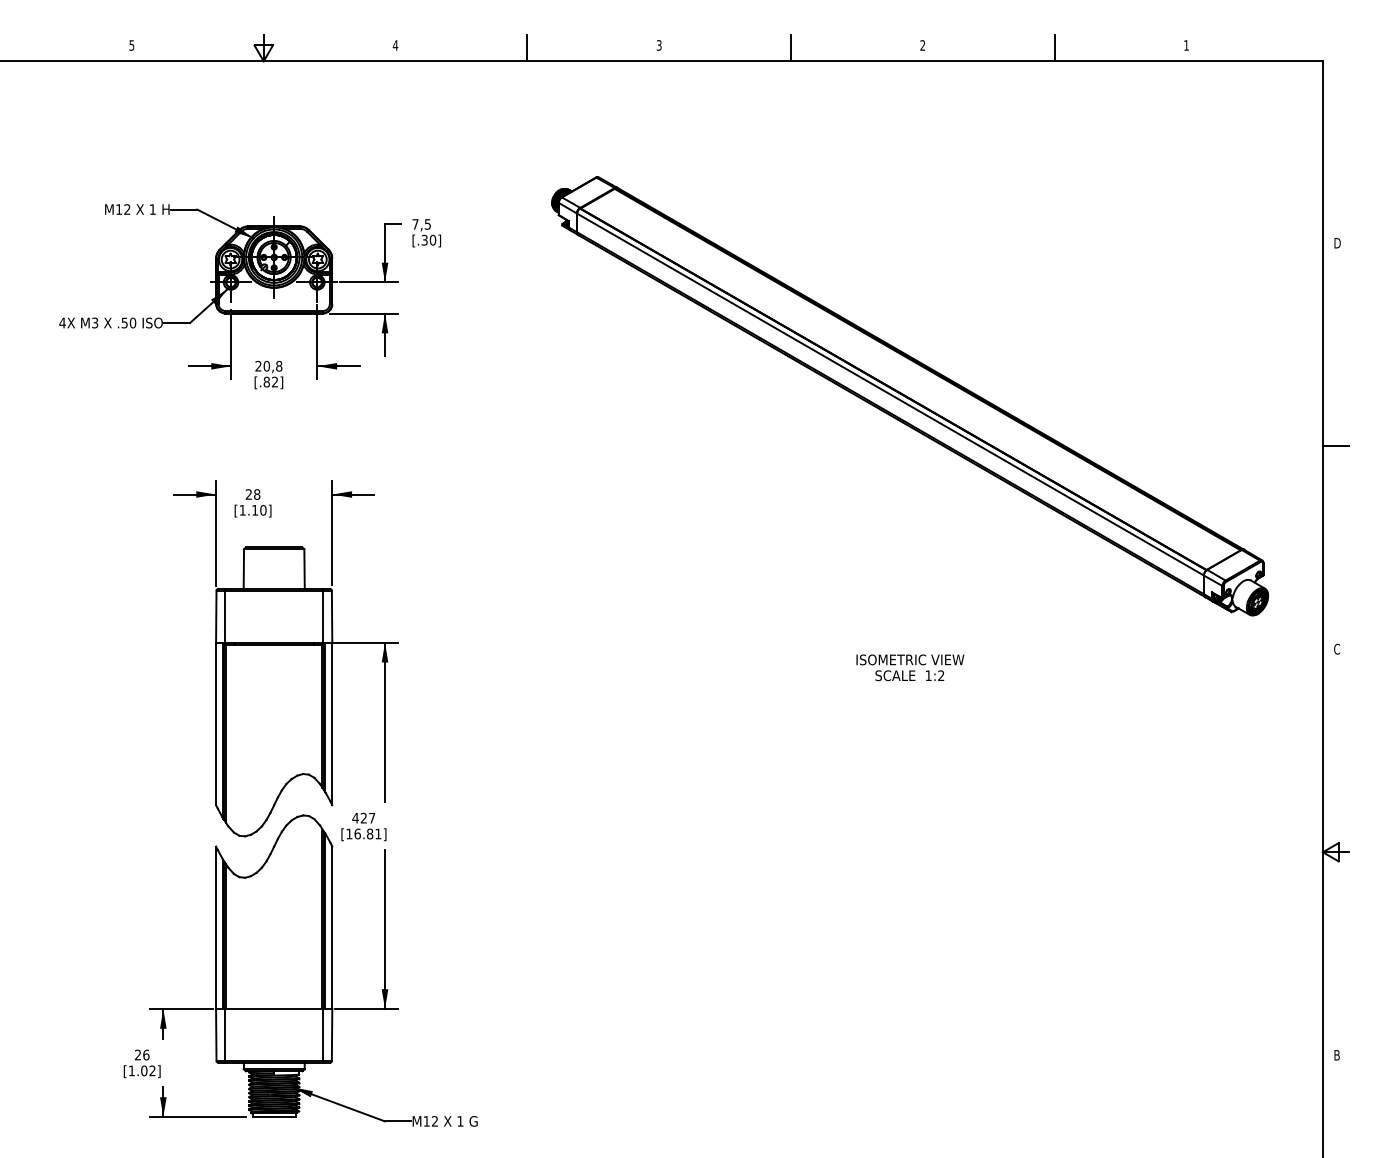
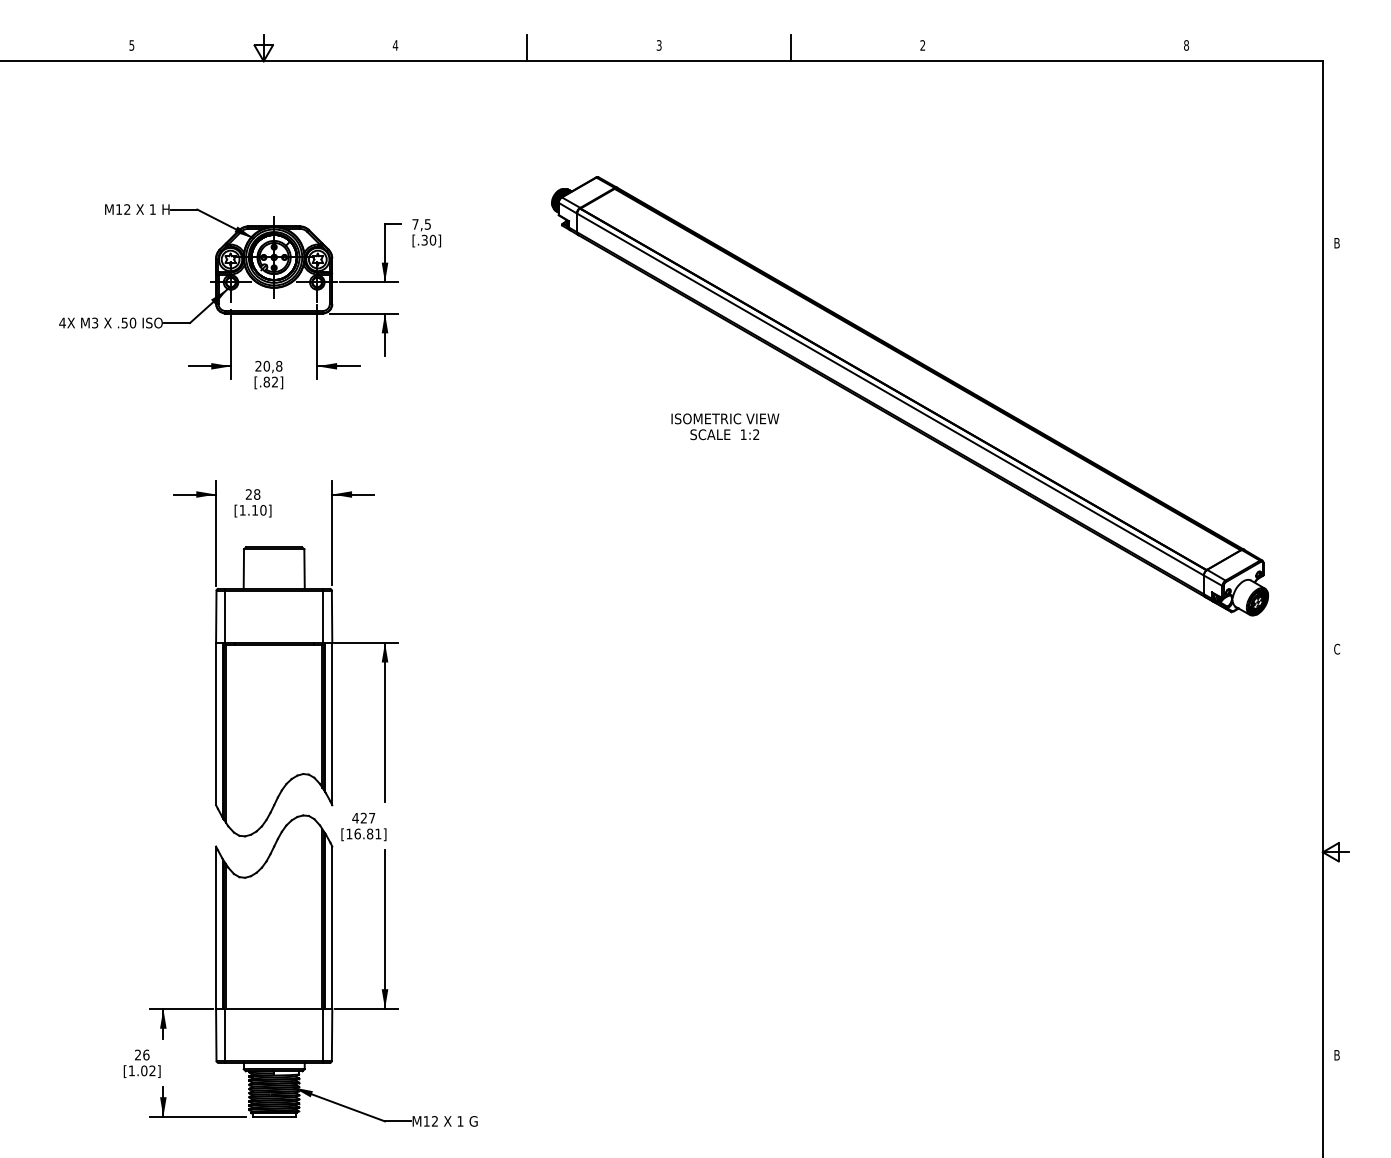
text: 1 -> 8 (1186, 45)
line: present -> none (1054, 47)
text: D -> B (1337, 242)
line: present -> none (1335, 446)
text position: (910, 667) -> (725, 426) (725, 426)
